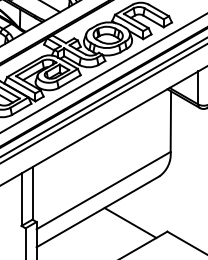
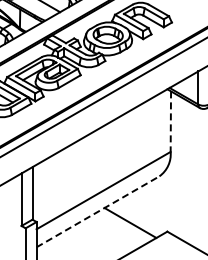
line: present -> none (103, 73)
line: present -> none (103, 103)
line: solid -> dashed (170, 122)
line: solid -> dashed (98, 211)
